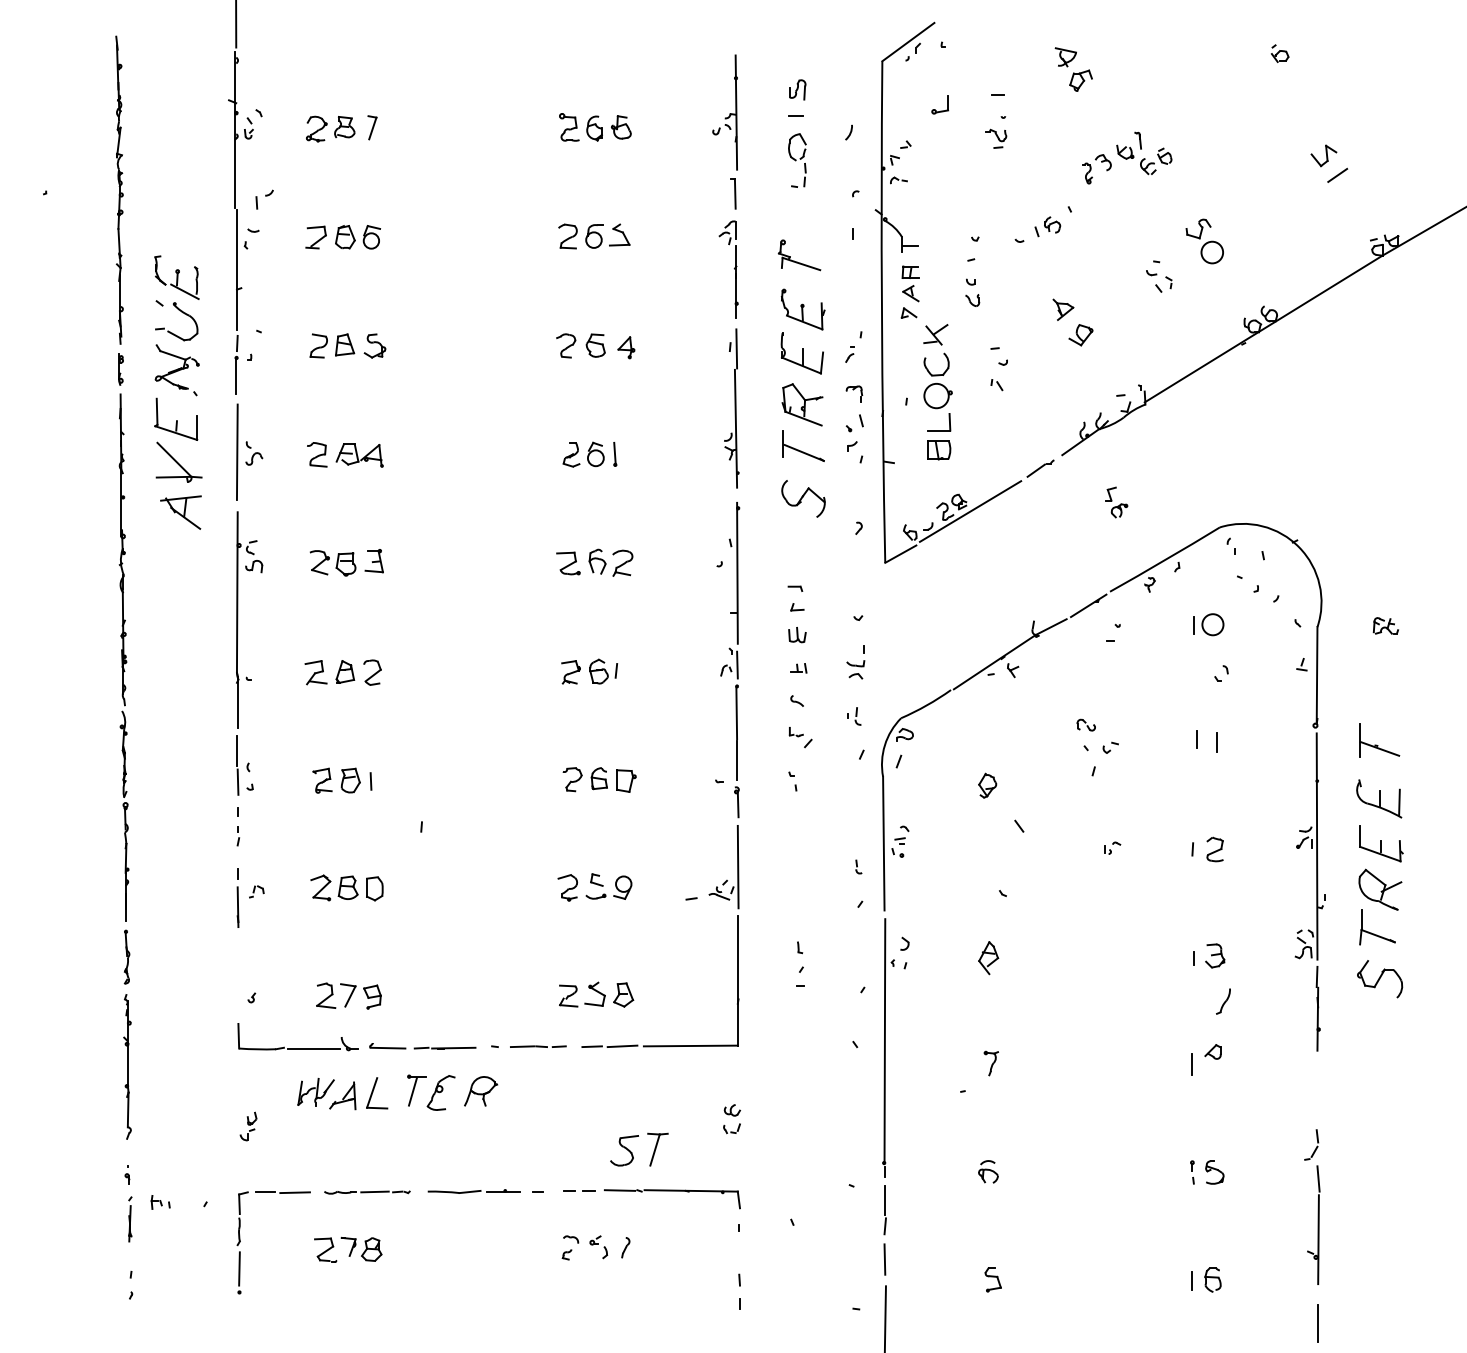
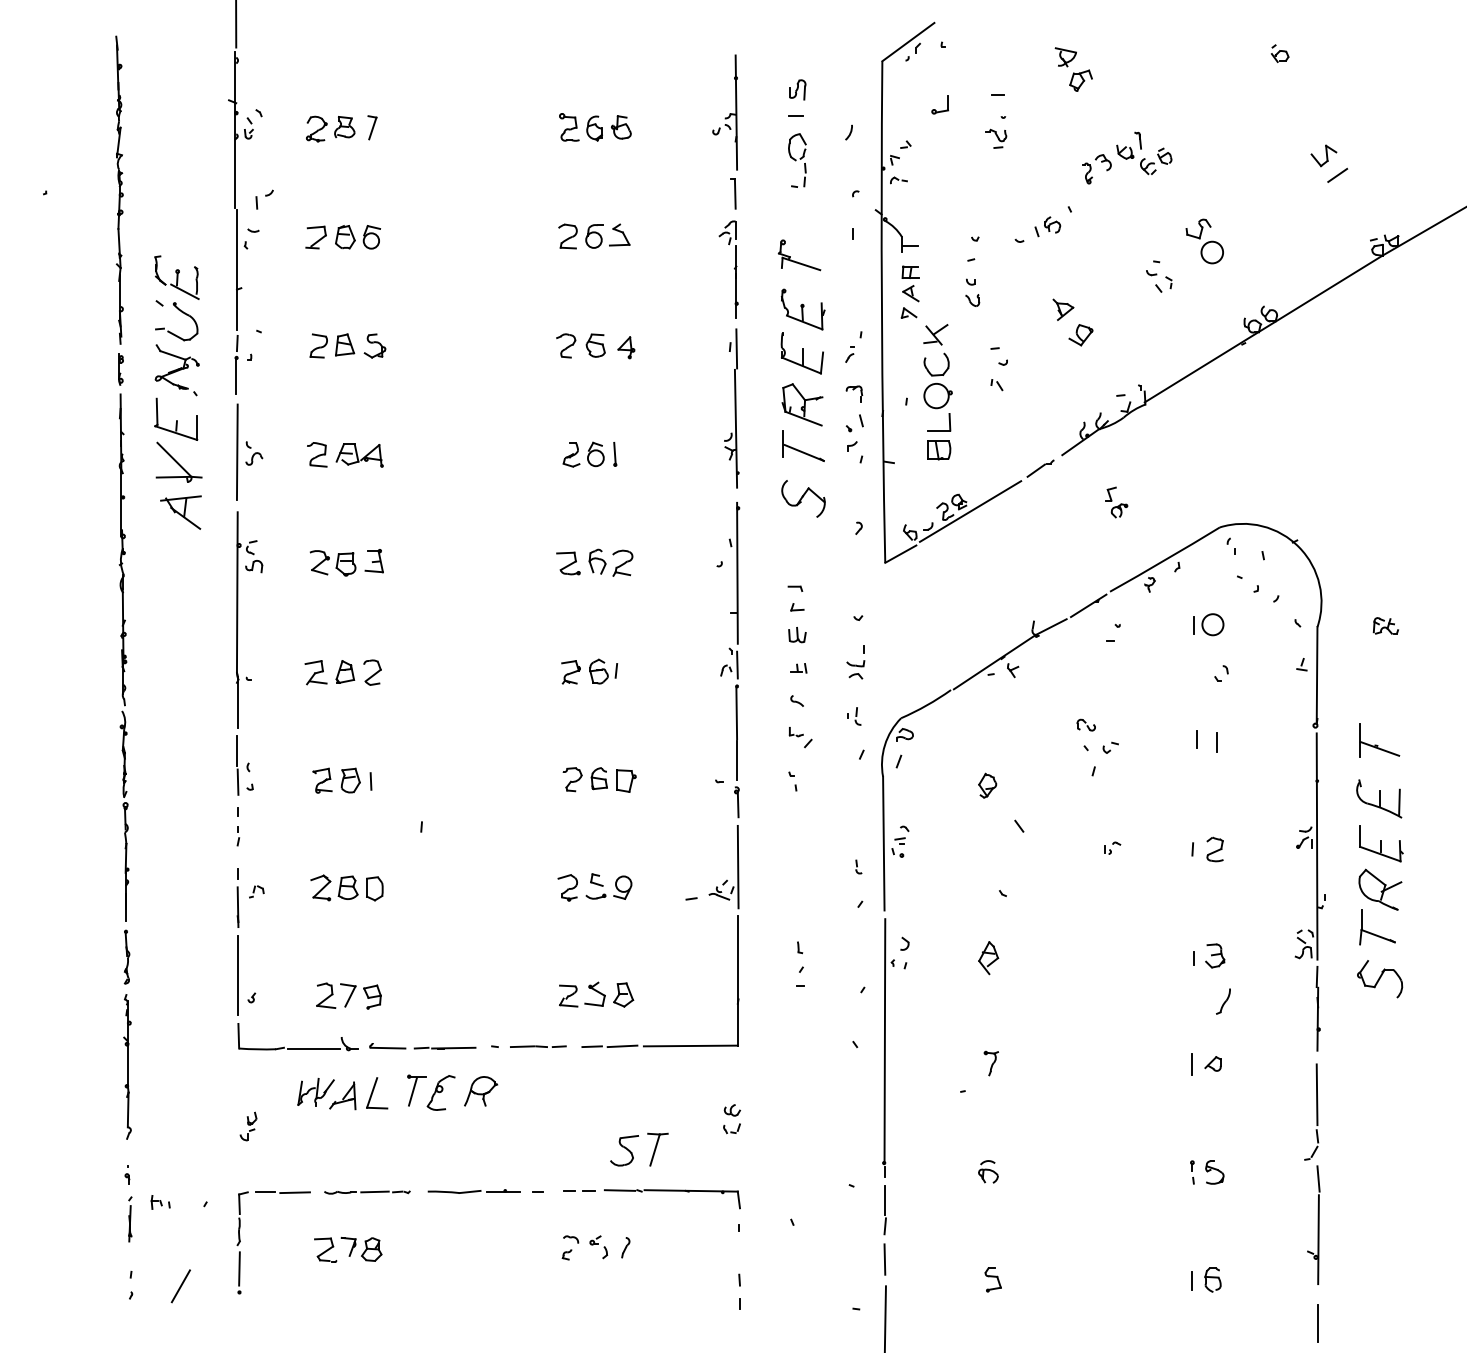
line: none -> present (238, 975)
part position: (1212, 1051) -> (1212, 1063) (1212, 1063)
line: none -> present (1316, 1094)
line: none -> present (180, 1286)
